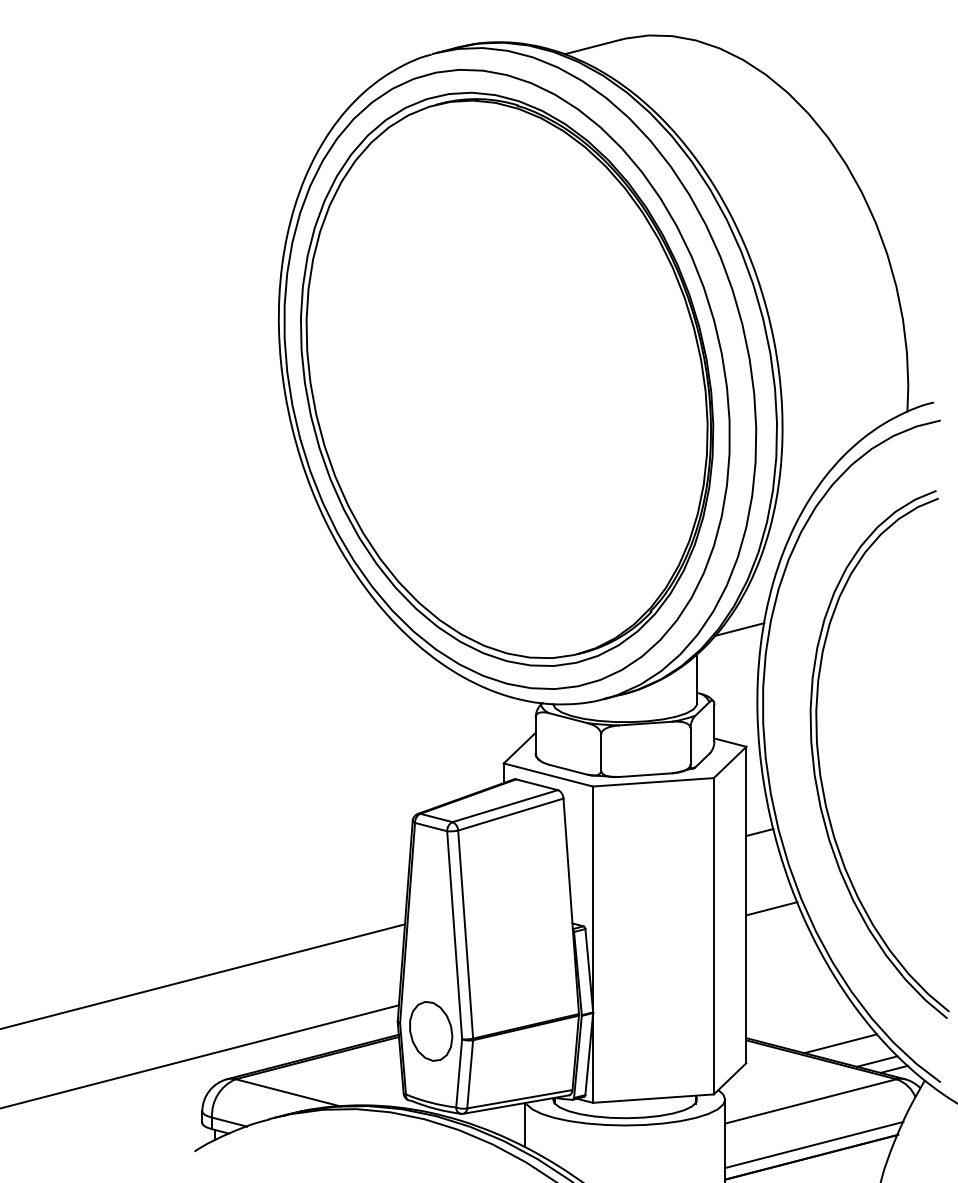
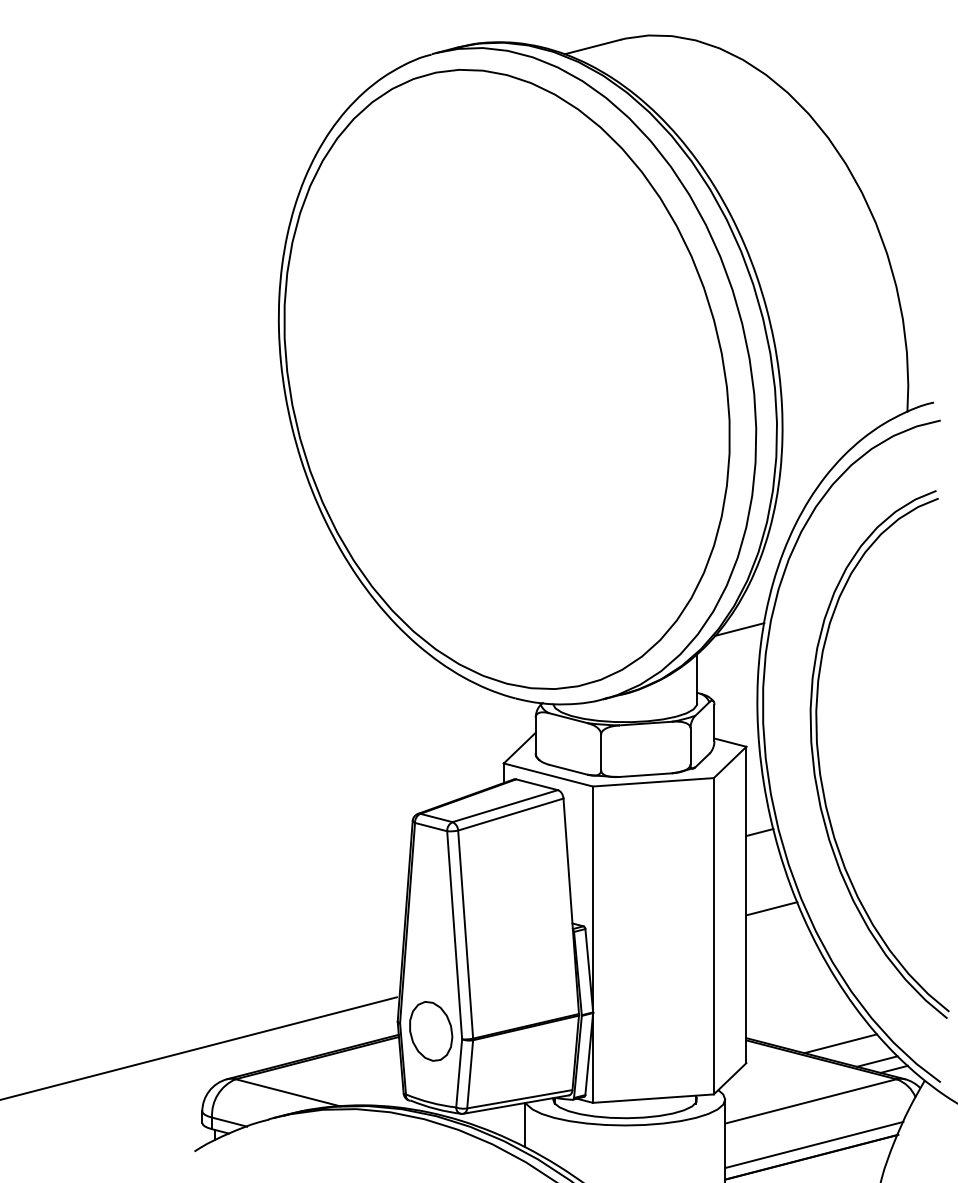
part: present -> none (507, 378)
line: present -> none (203, 976)
line position: (200, 1056) -> (199, 1048) (199, 1048)
